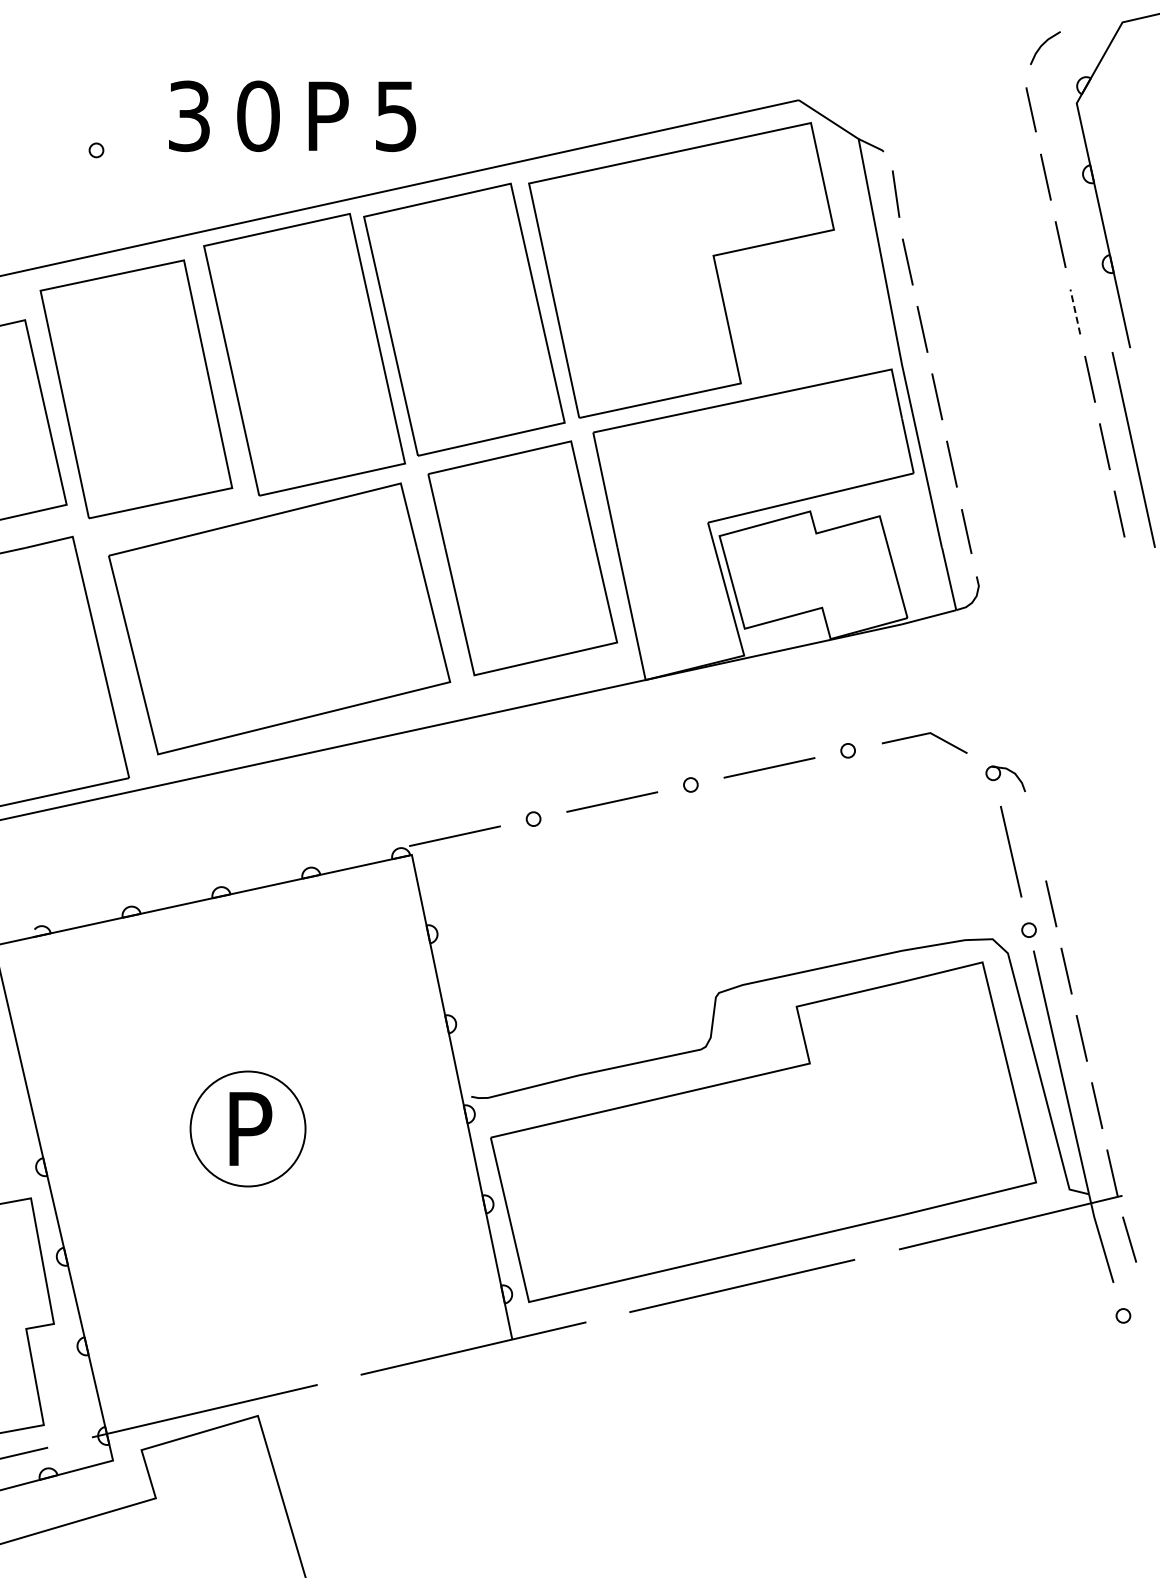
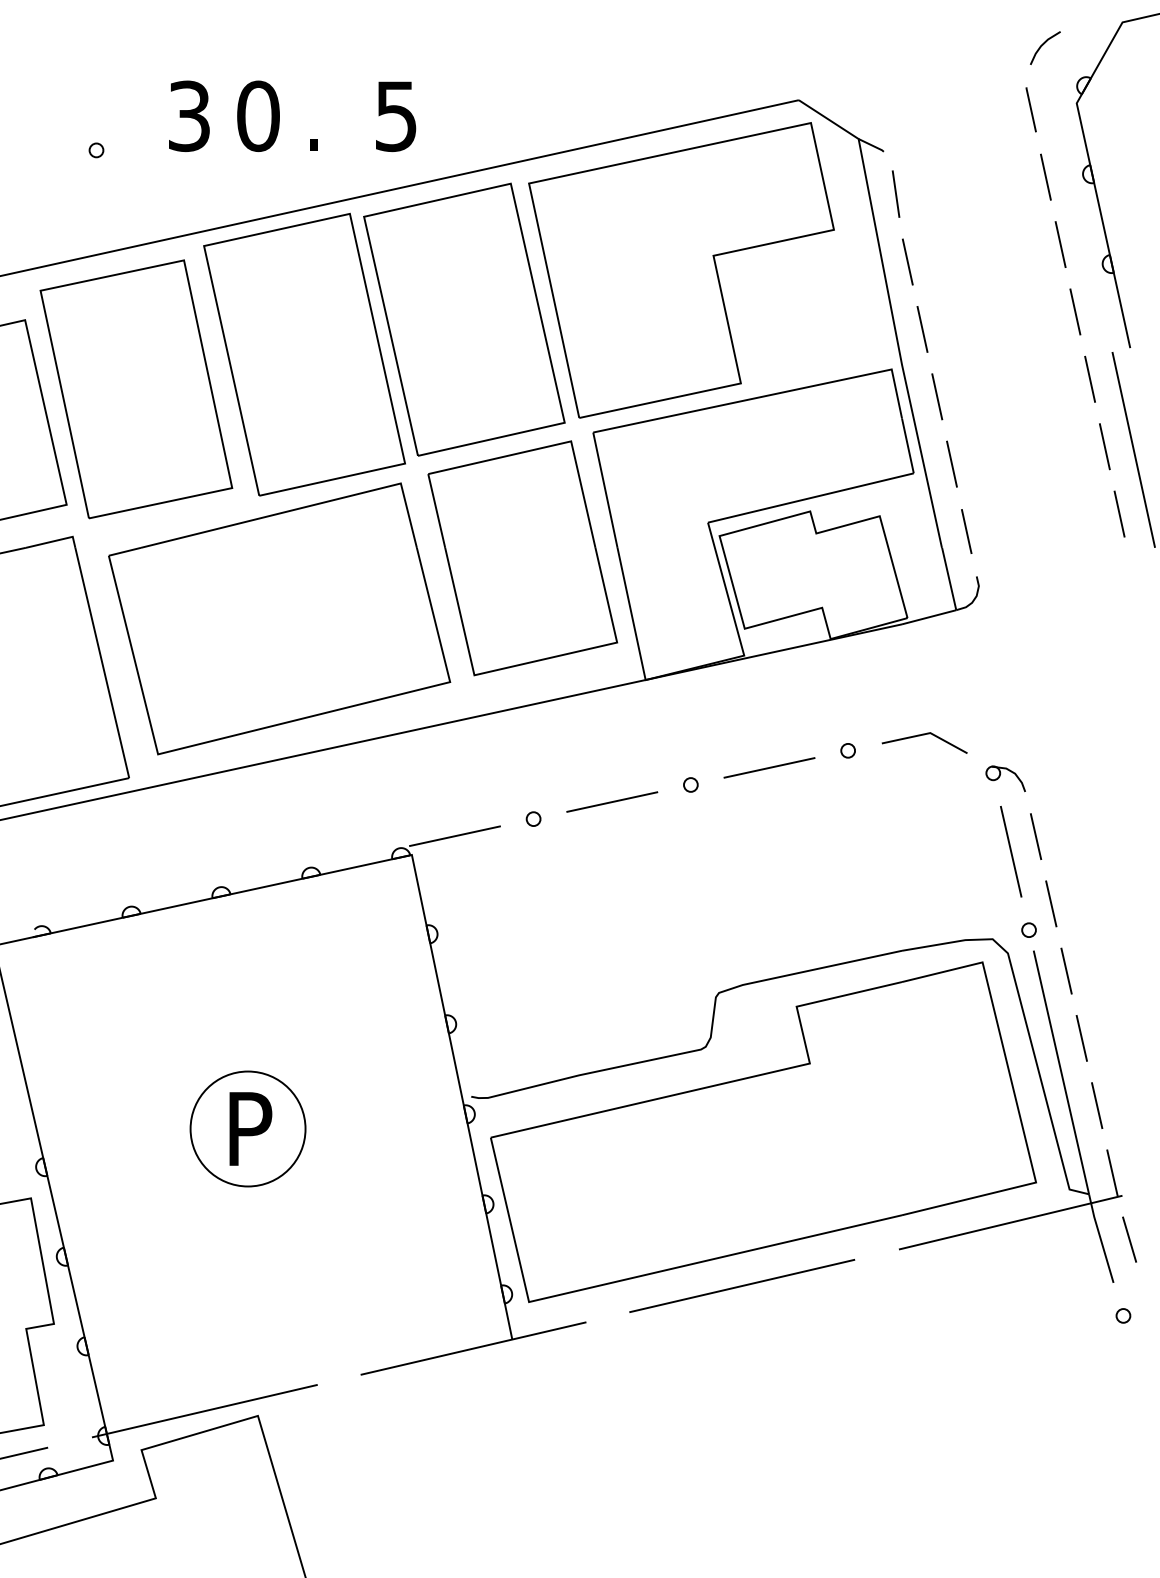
text: P -> . (328, 115)
line: dashed -> solid (1075, 311)
line: none -> present (1035, 836)
